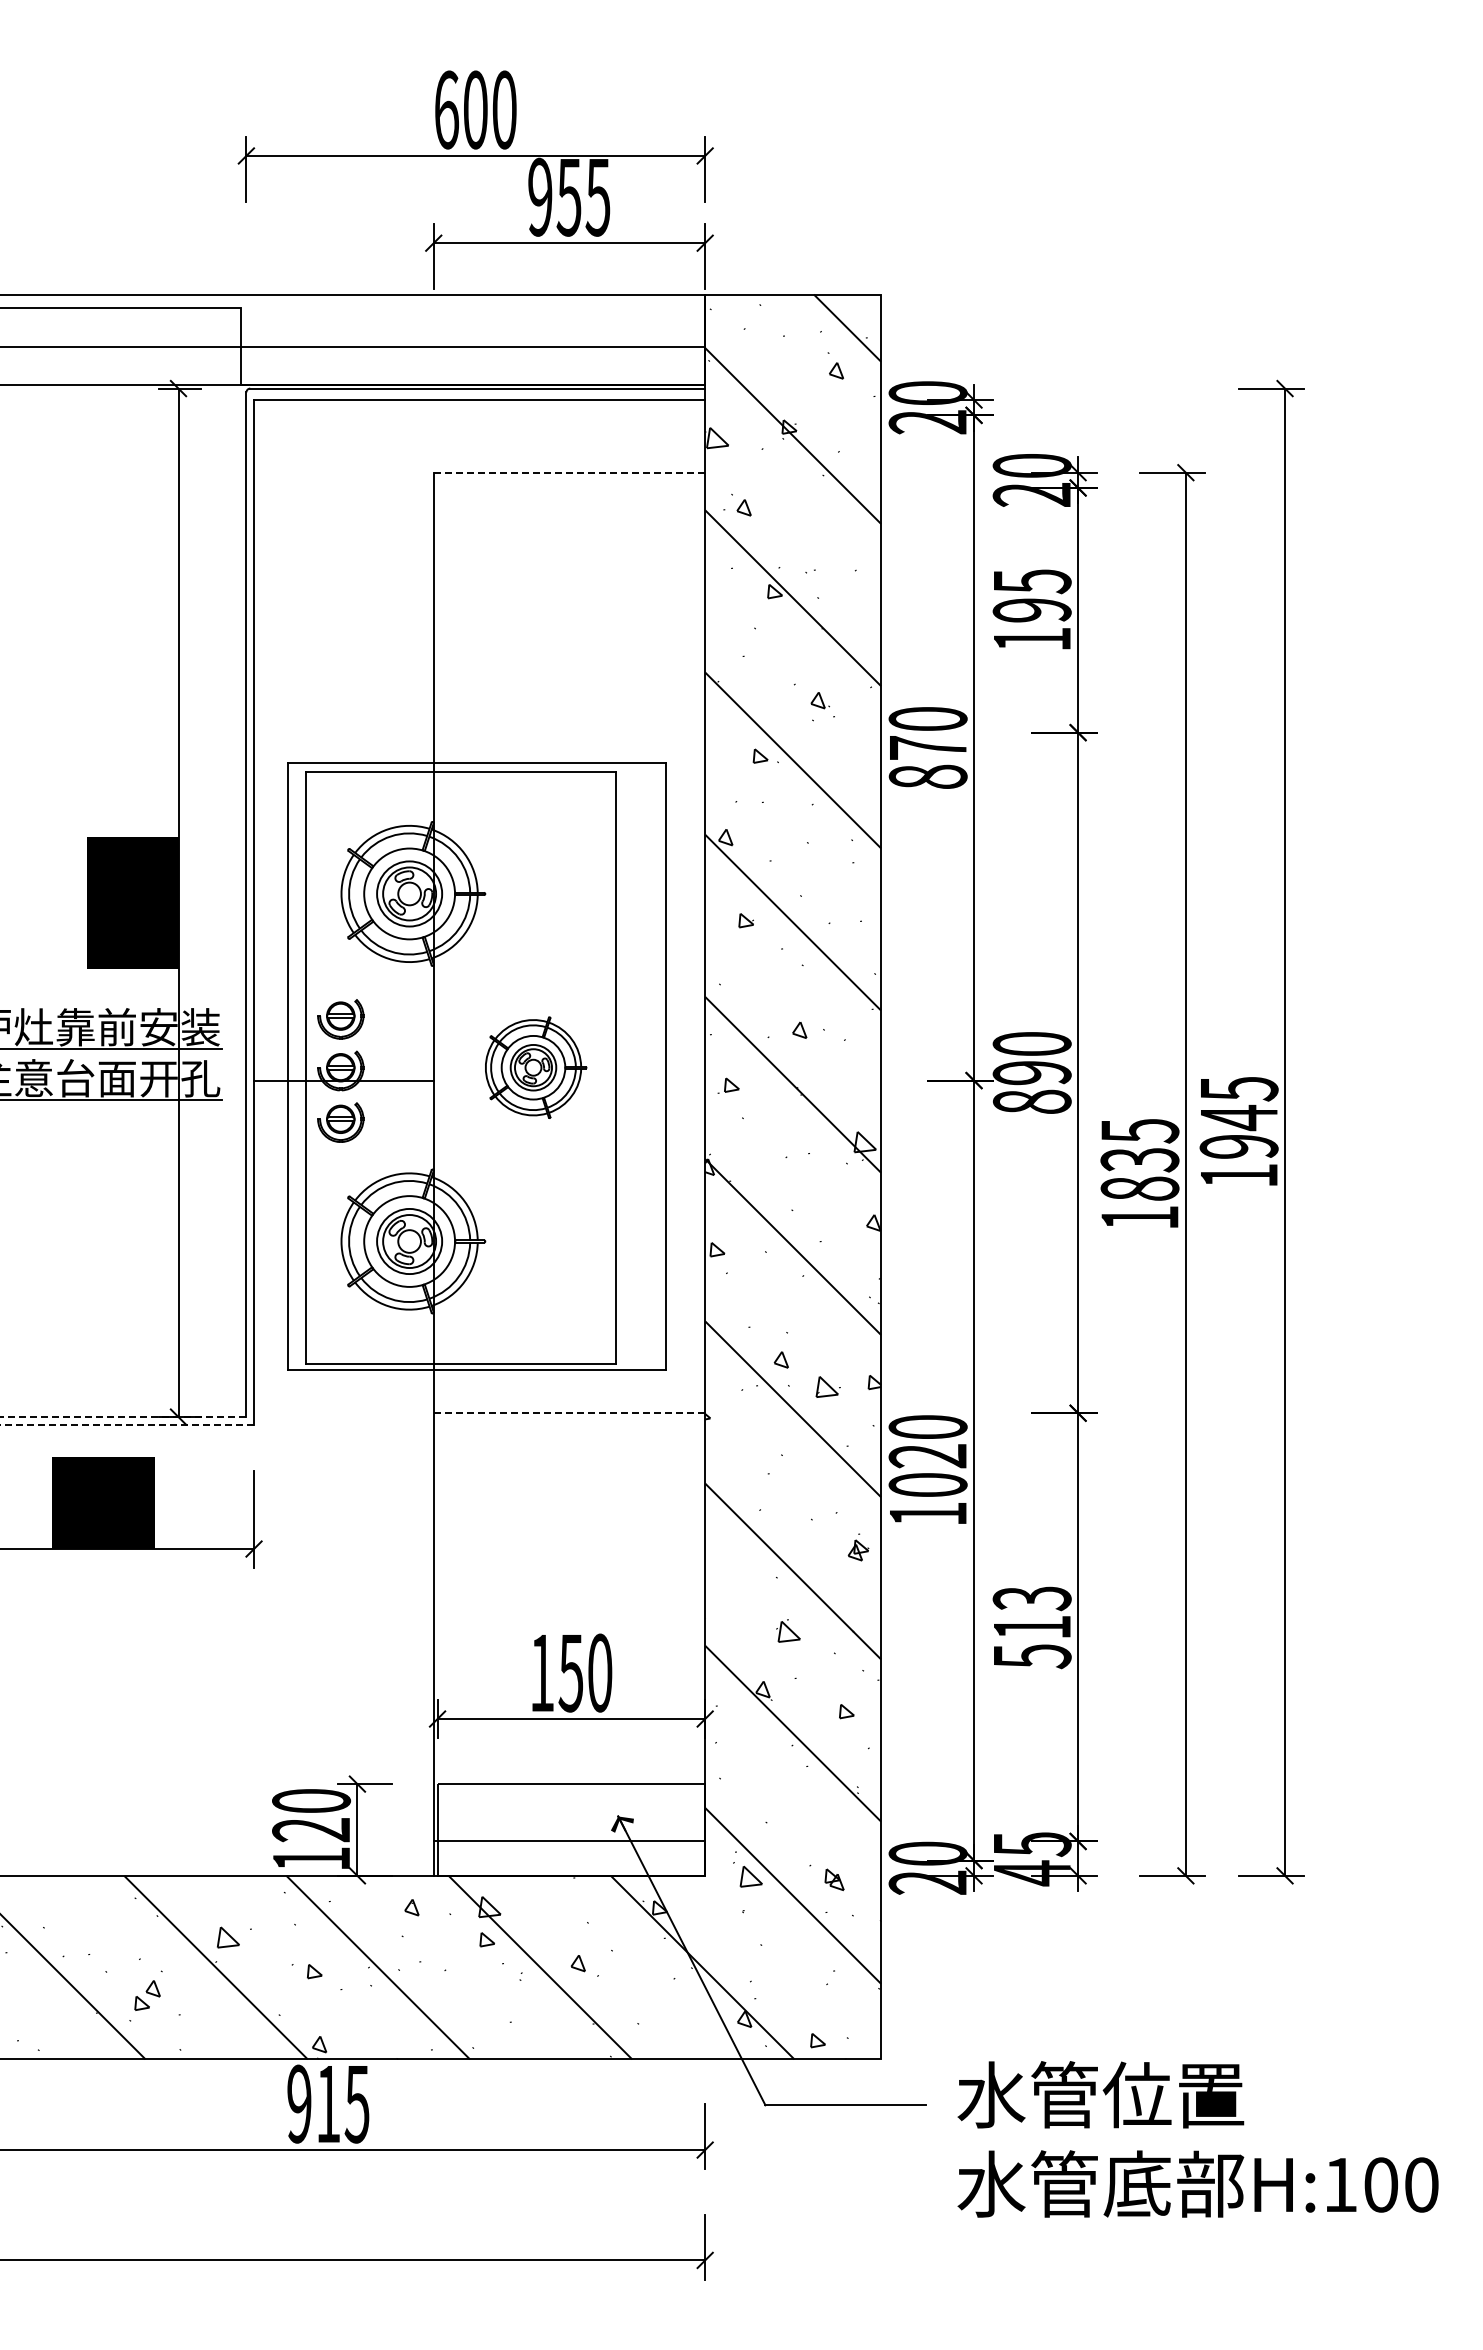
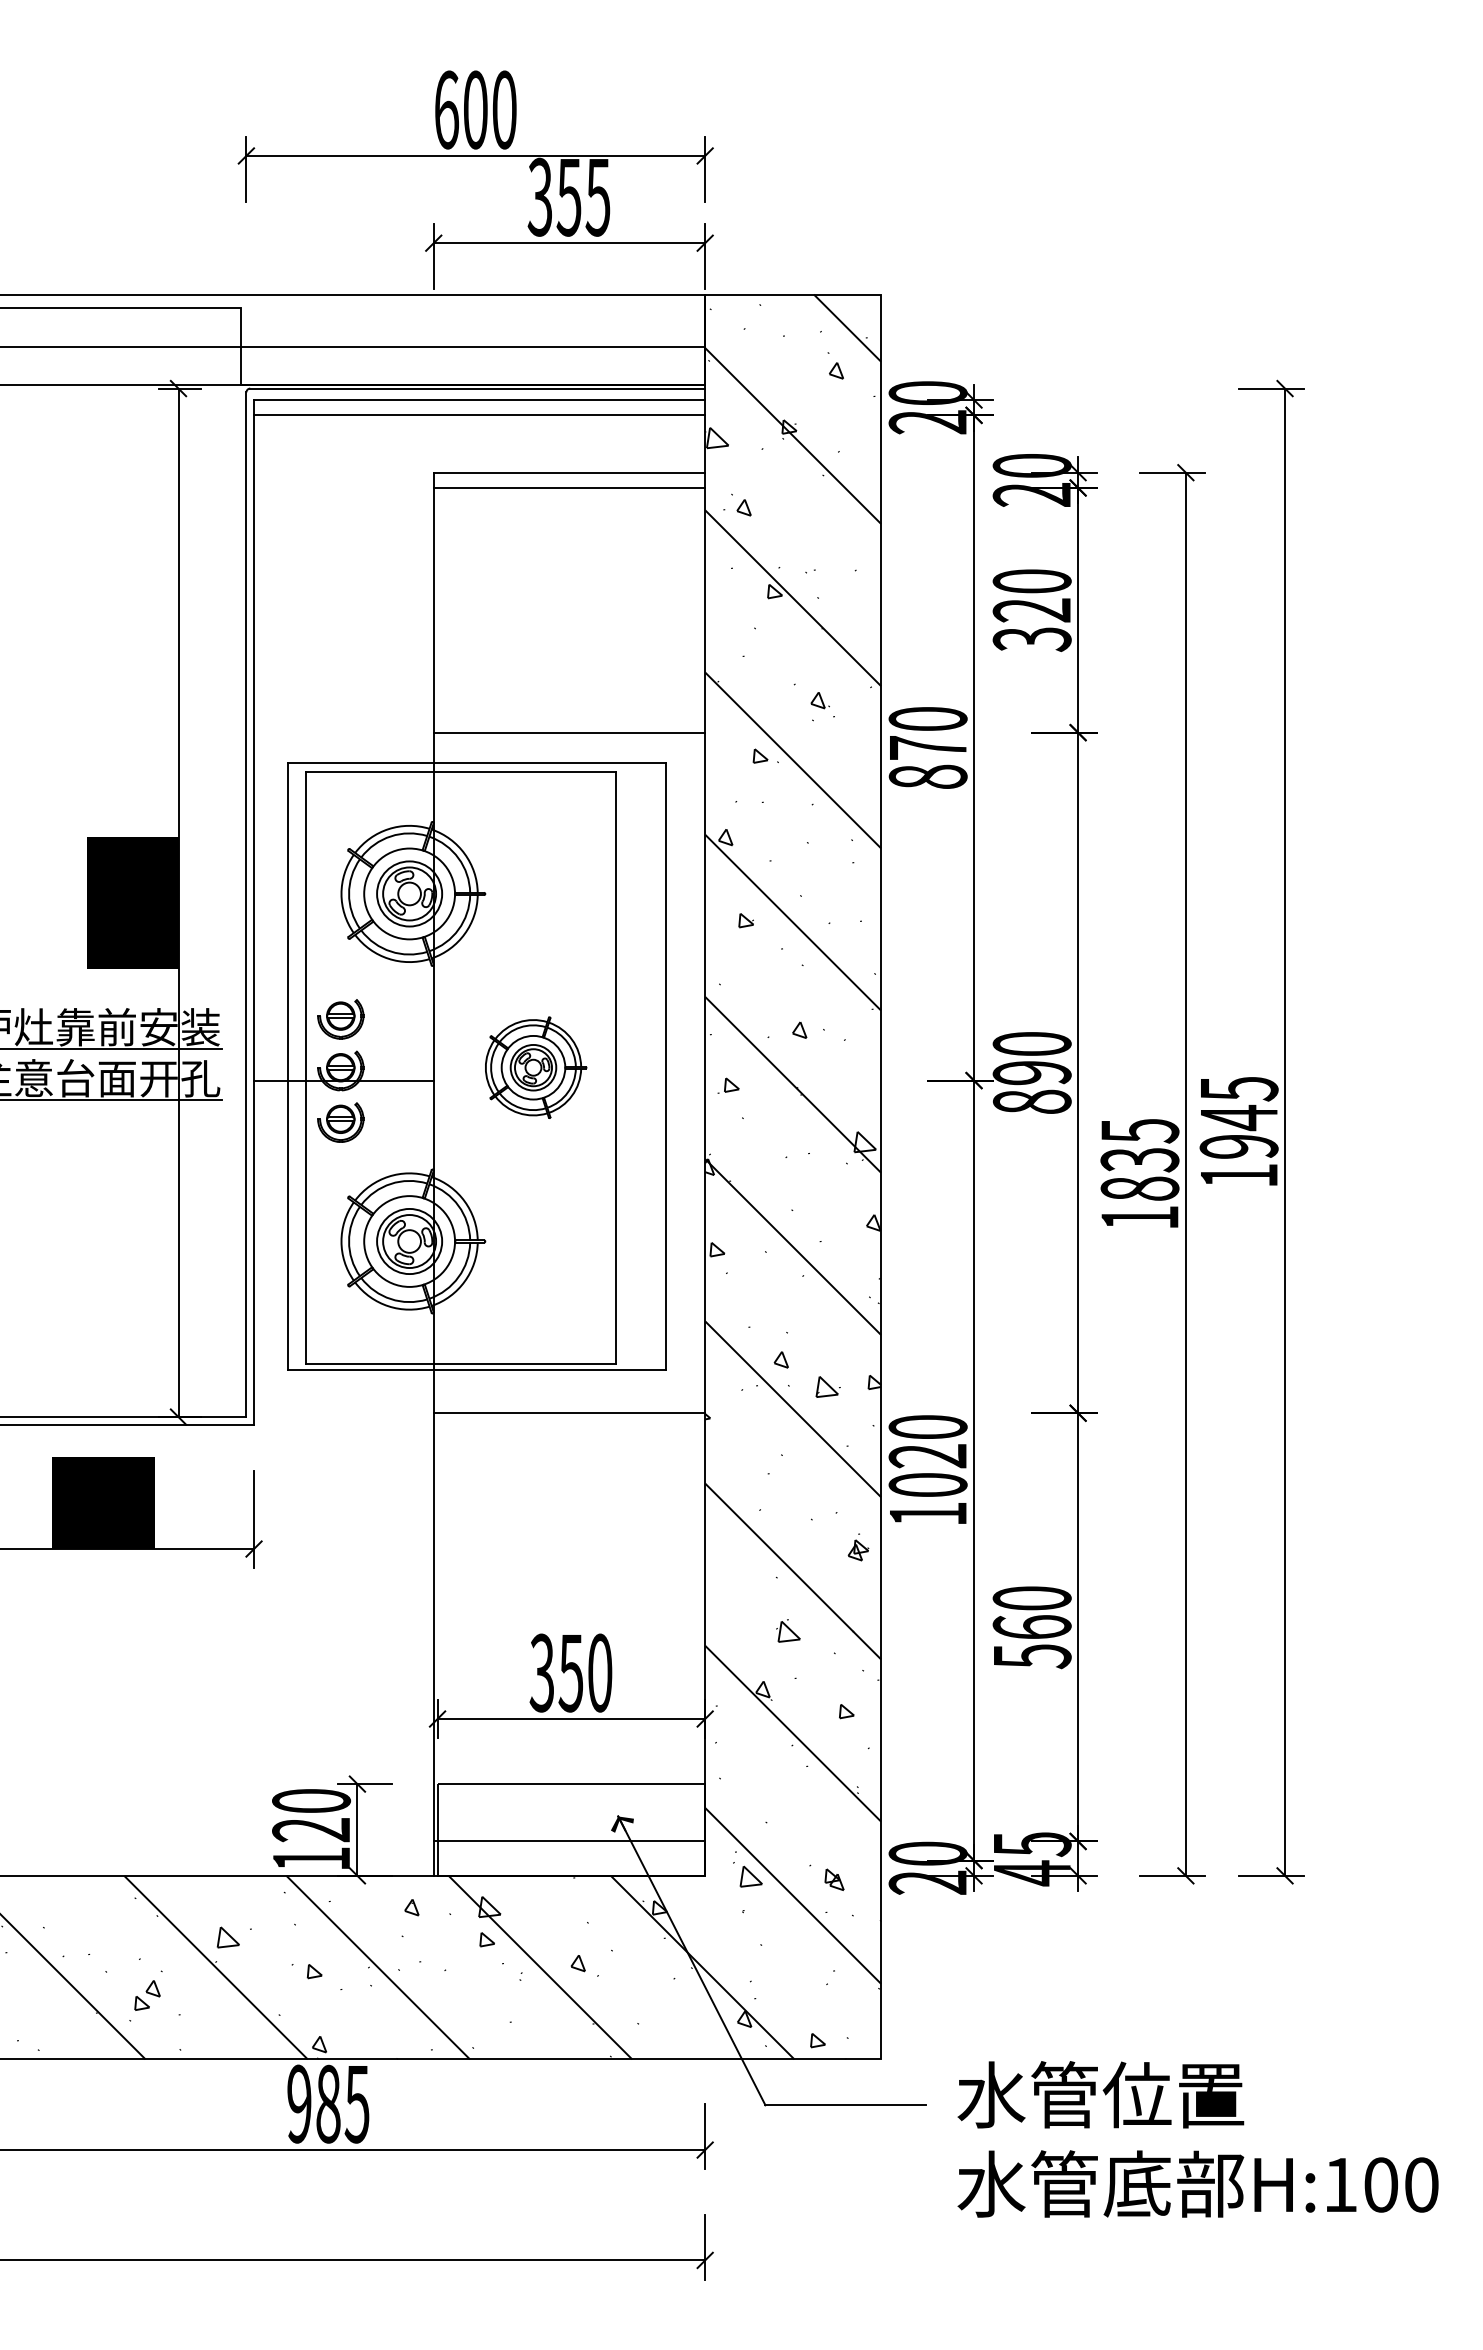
text: 955 -> 355 (539, 197)
line: none -> present (479, 415)
line: dashed -> solid (569, 472)
line: none -> present (569, 488)
text: 195 -> 320 (1031, 610)
line: none -> present (569, 732)
line: dashed -> solid (569, 1413)
line: dashed -> solid (123, 1417)
line: dashed -> solid (127, 1424)
text: 513 -> 560 (1031, 1612)
text: 150 -> 350 (541, 1672)
text: 915 -> 985 (328, 2103)
